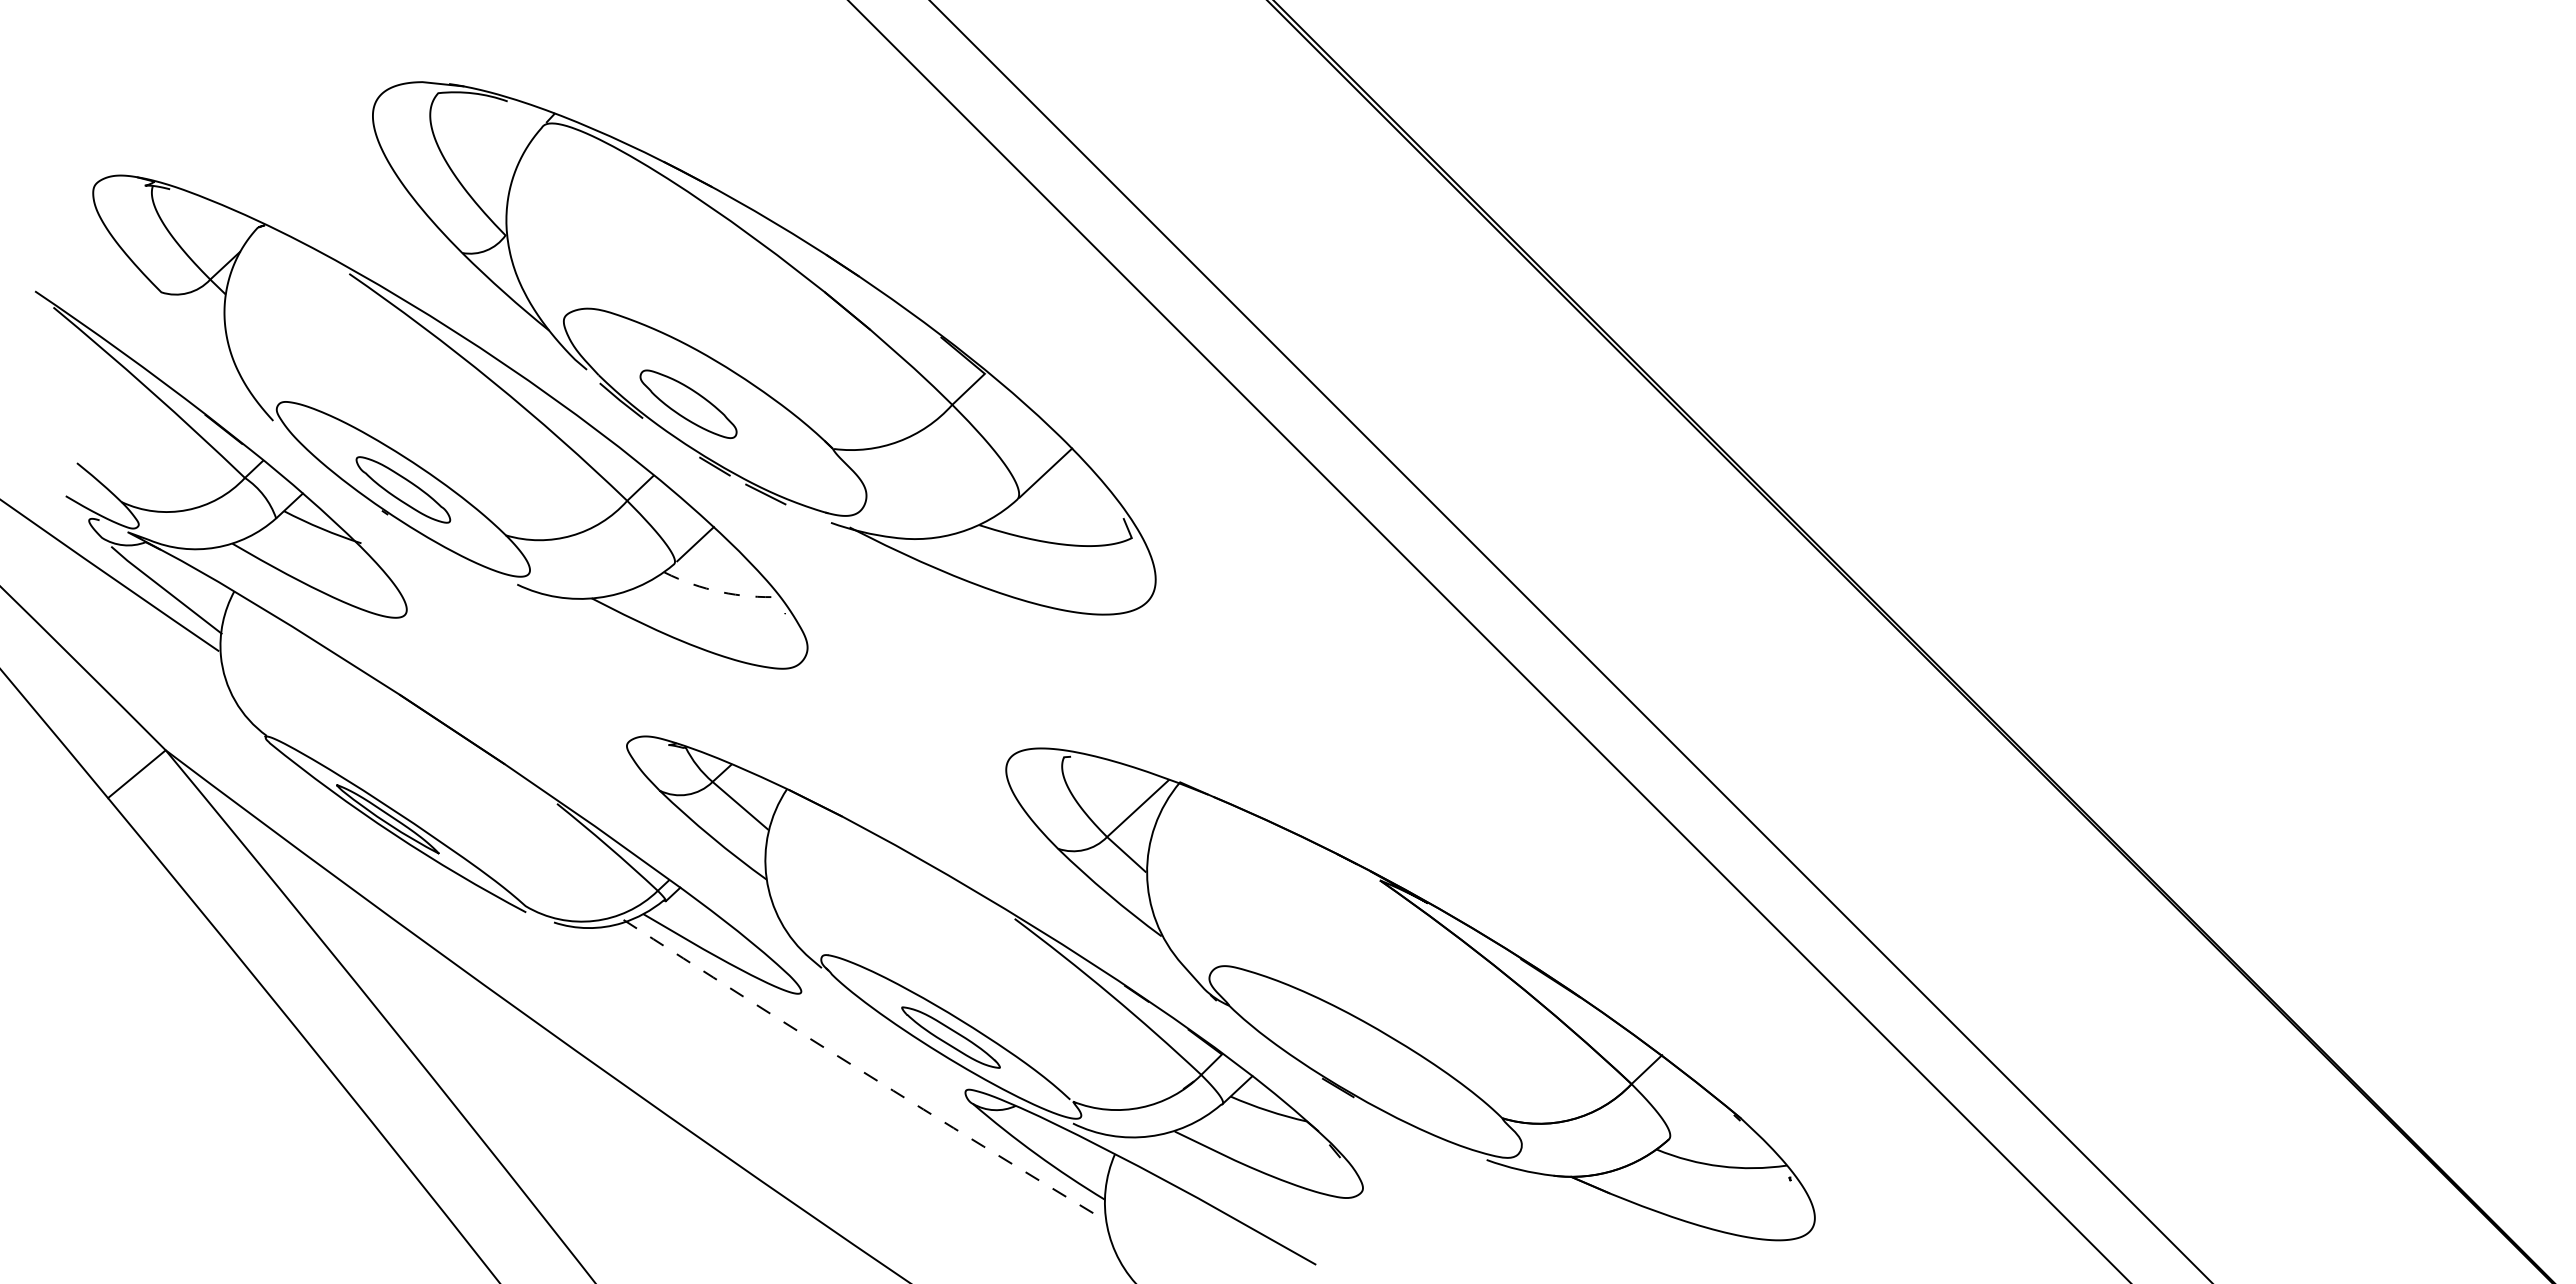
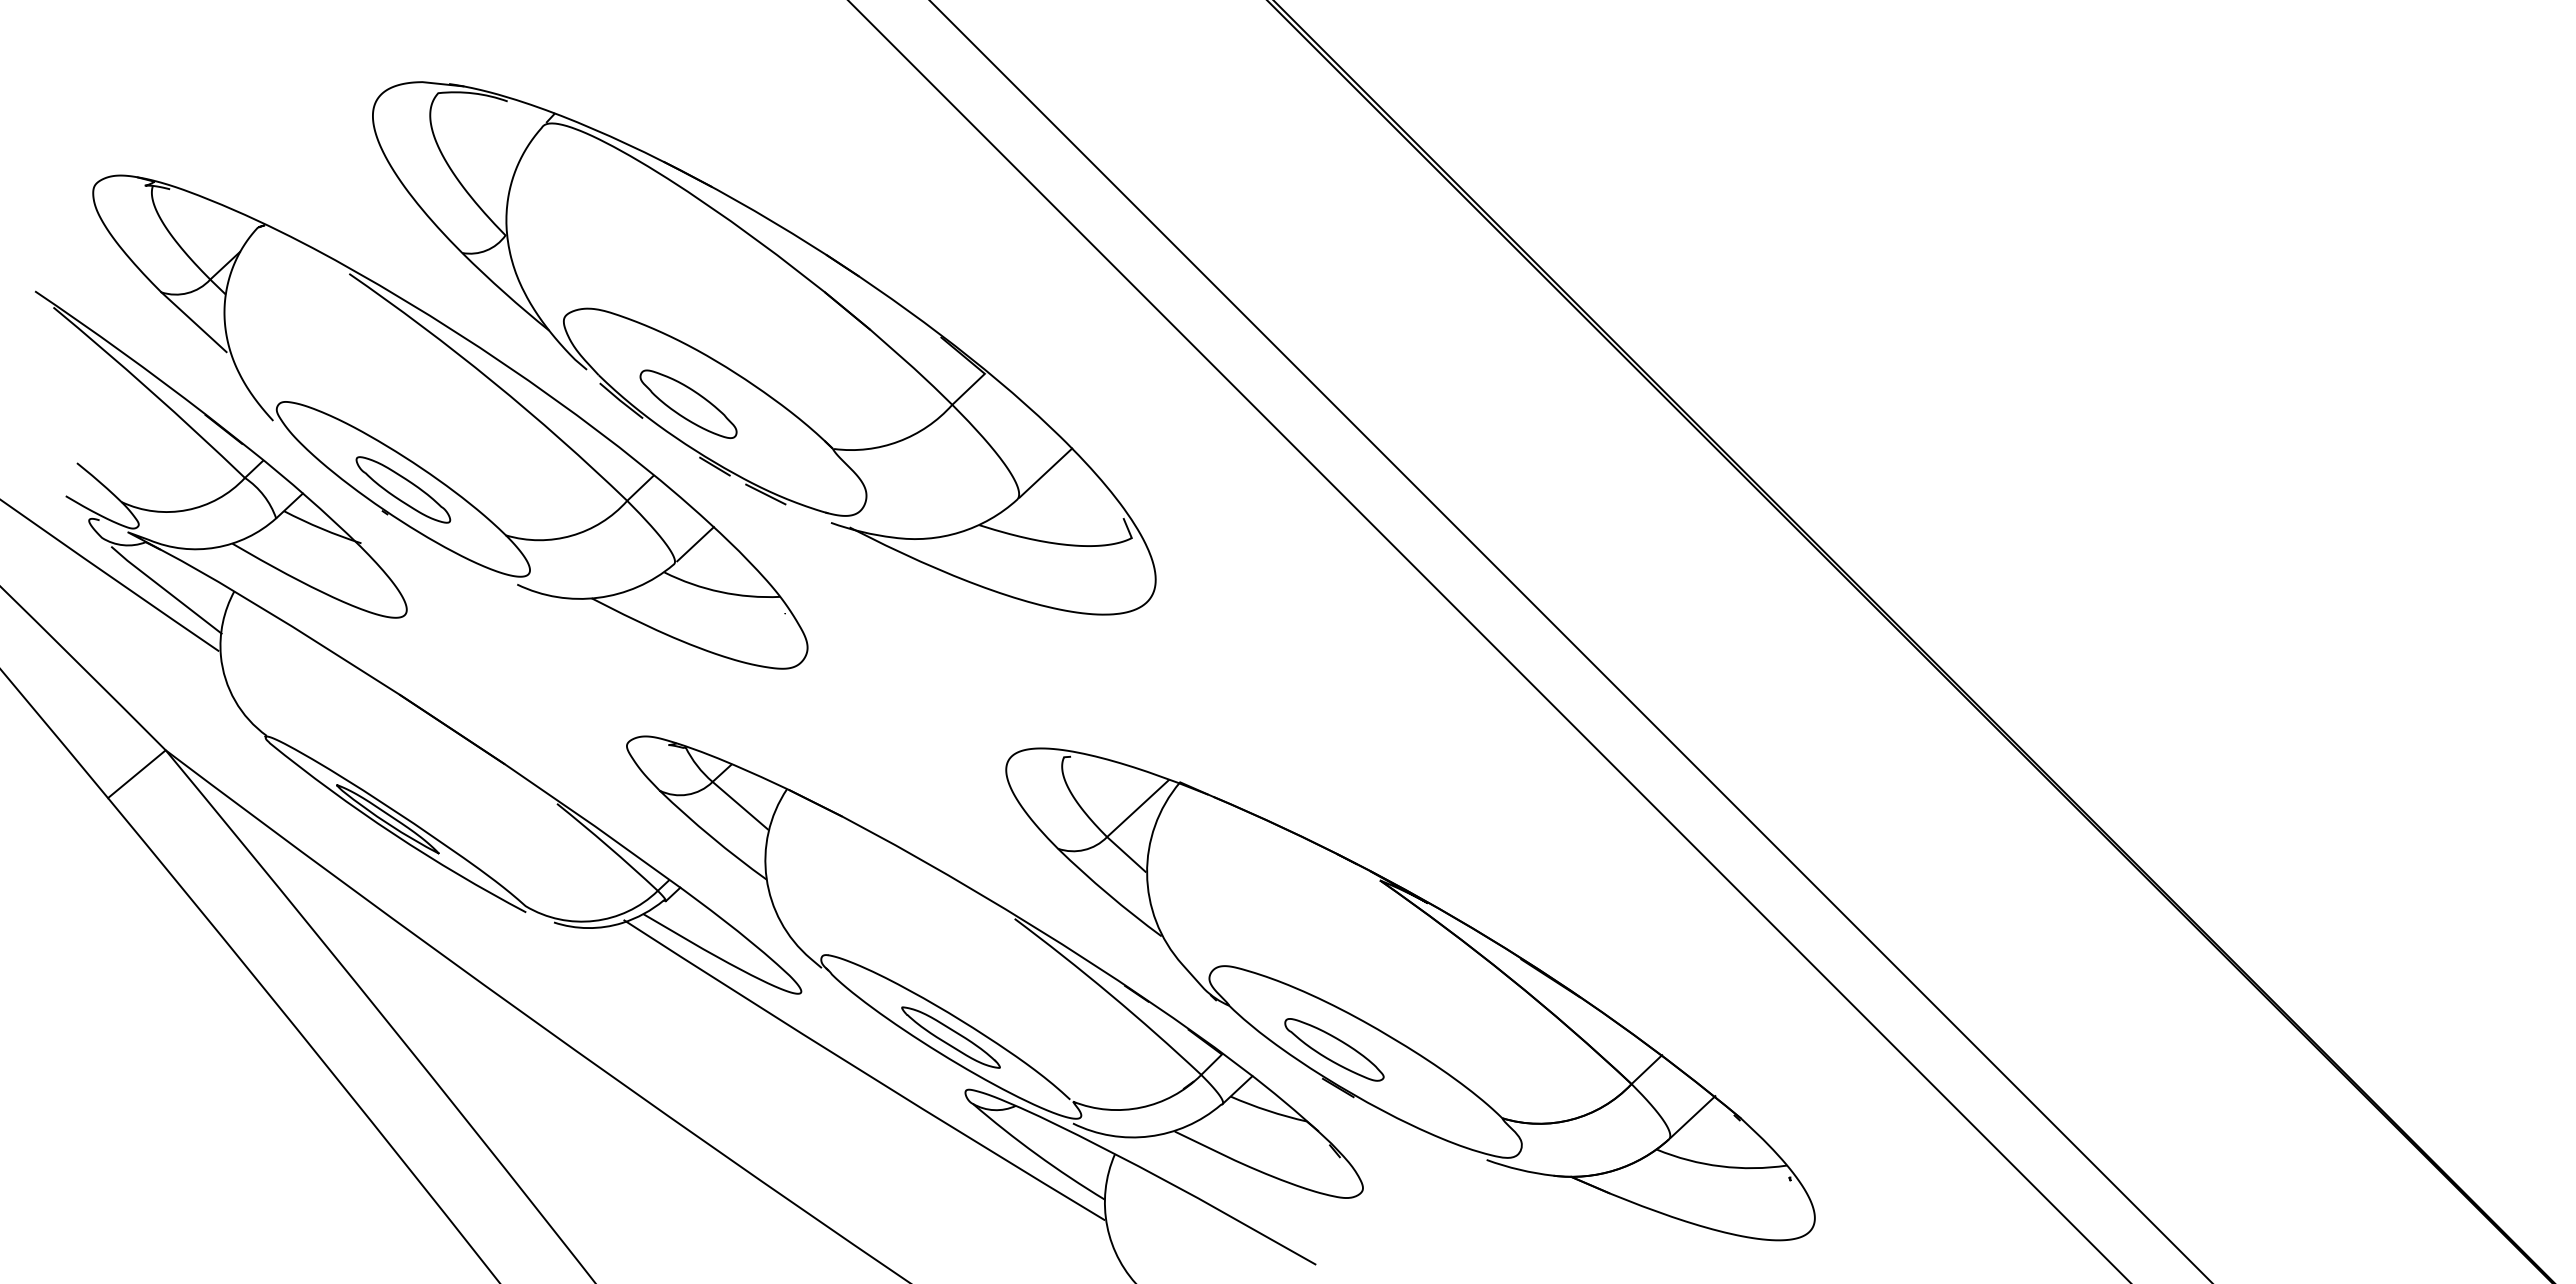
line: none -> present (193, 322)
arc: dashed -> solid (720, 592)
part: none -> present (1334, 1049)
arc: dashed -> solid (863, 1072)
line: none -> present (1692, 1116)
